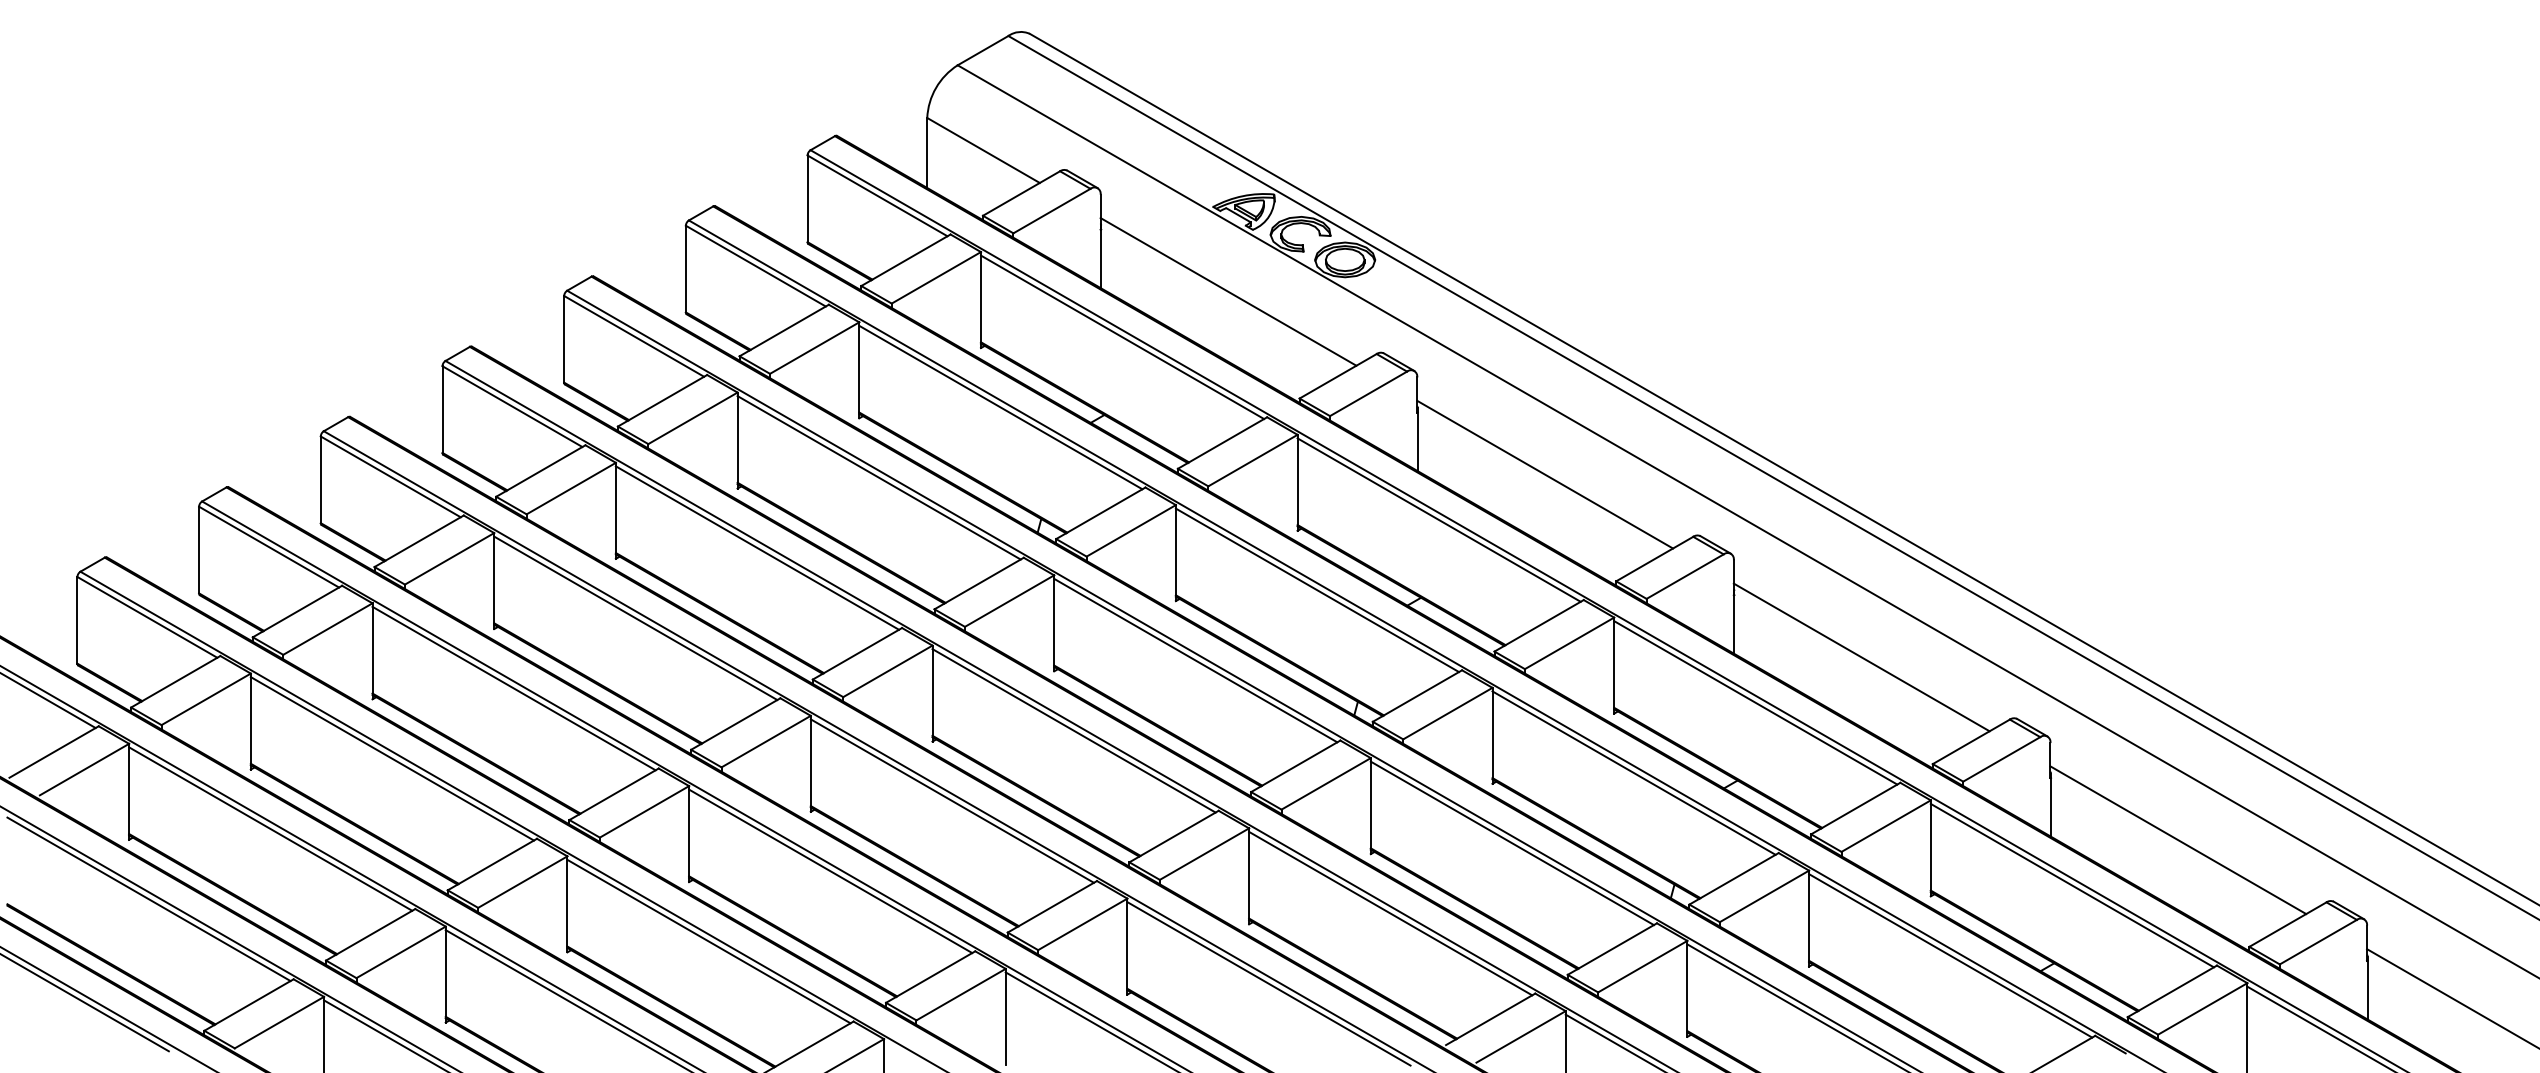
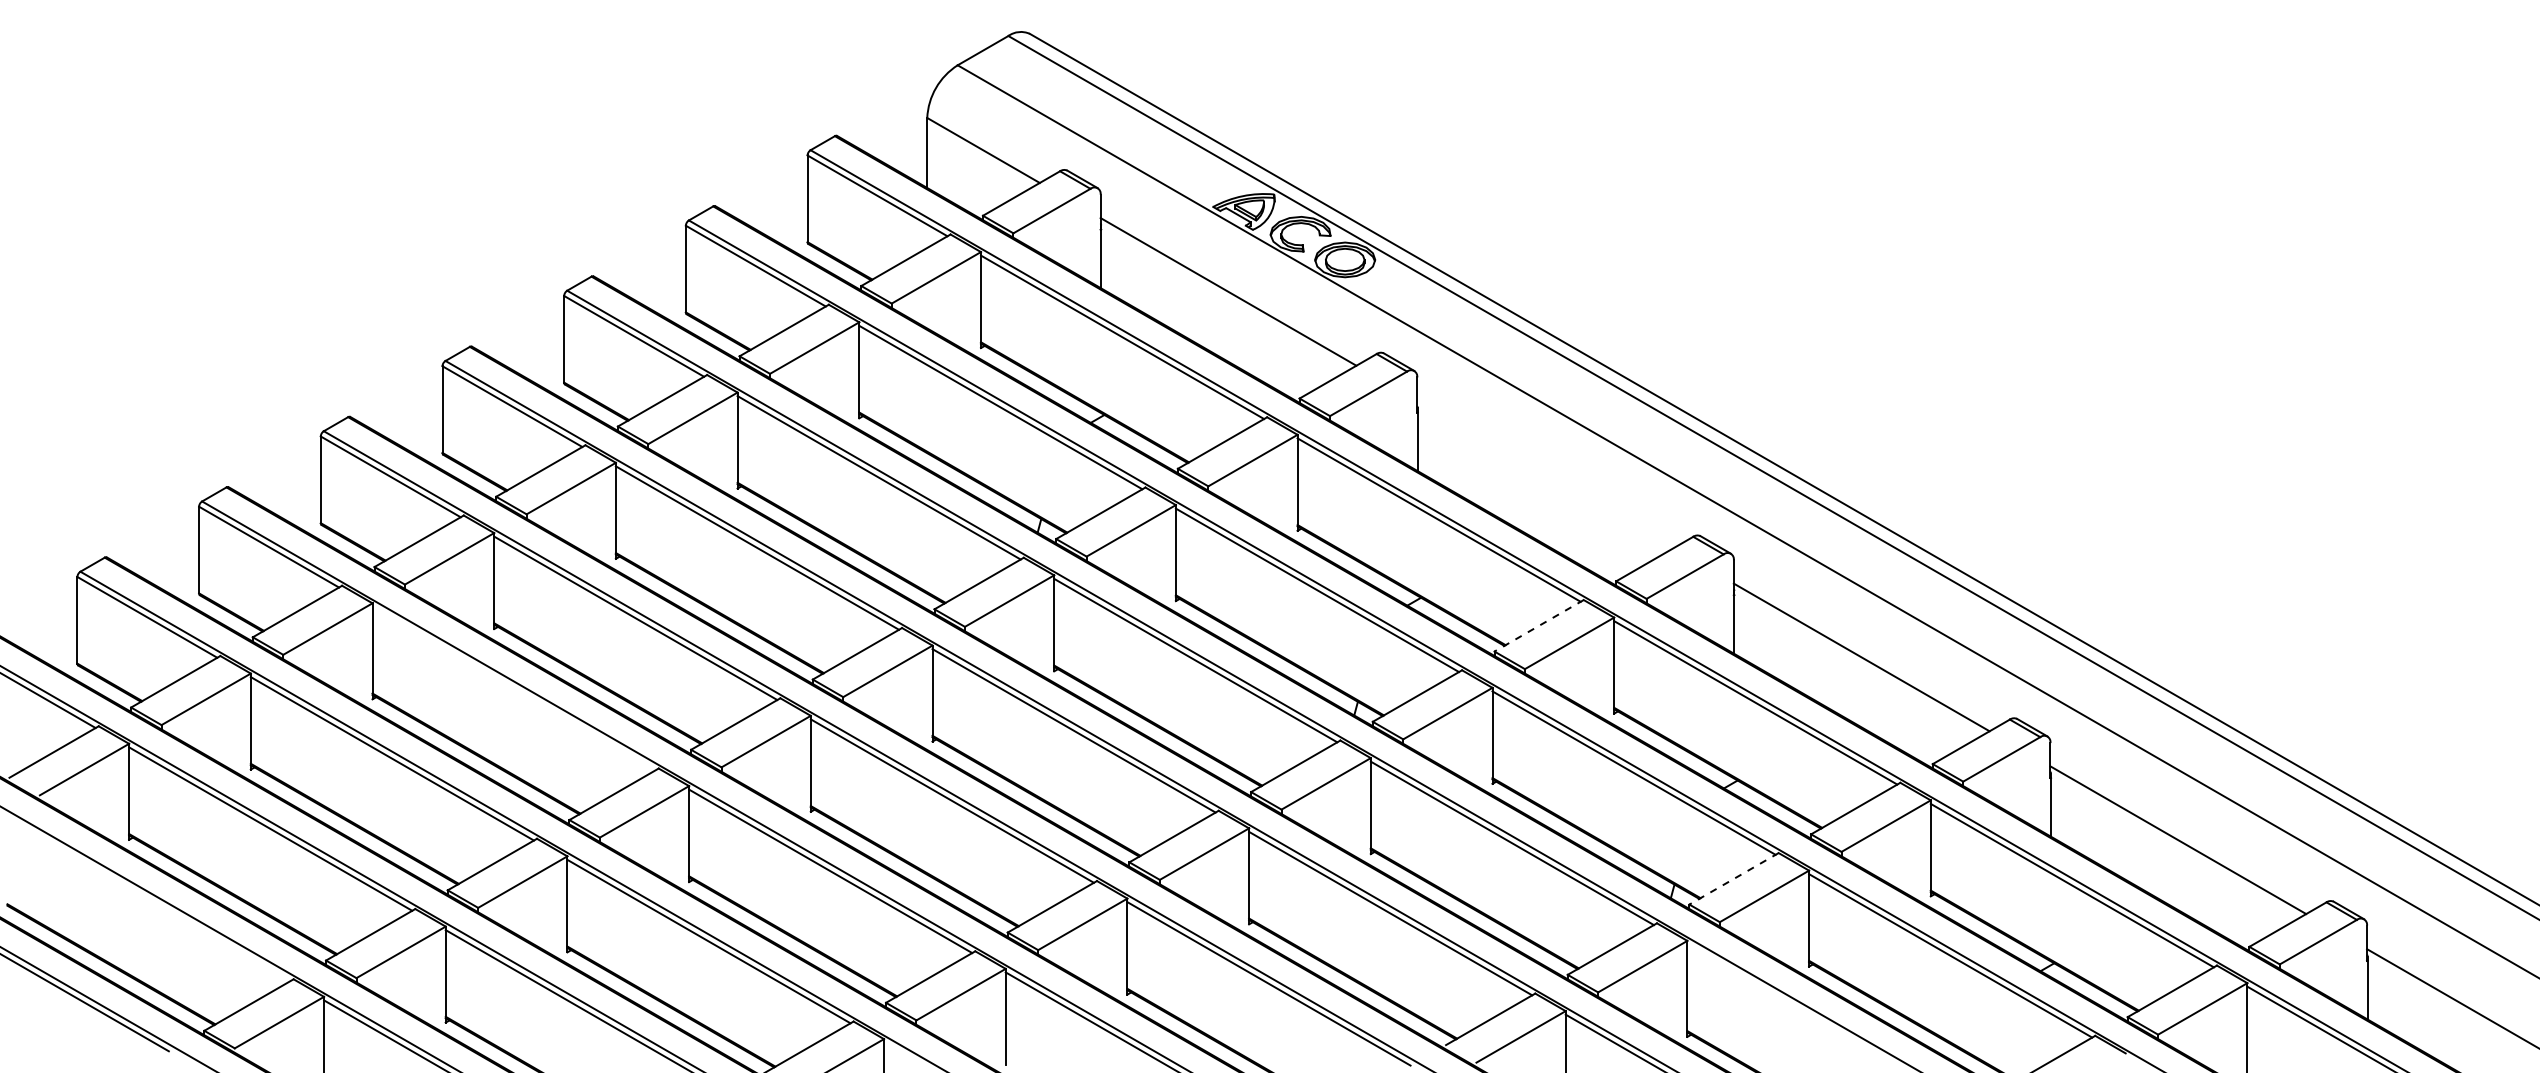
line: present -> none (1545, 474)
line: solid -> dashed (1539, 625)
line: present -> none (513, 688)
line: solid -> dashed (1734, 878)
line: present -> none (148, 899)
line: present -> none (1795, 1006)
